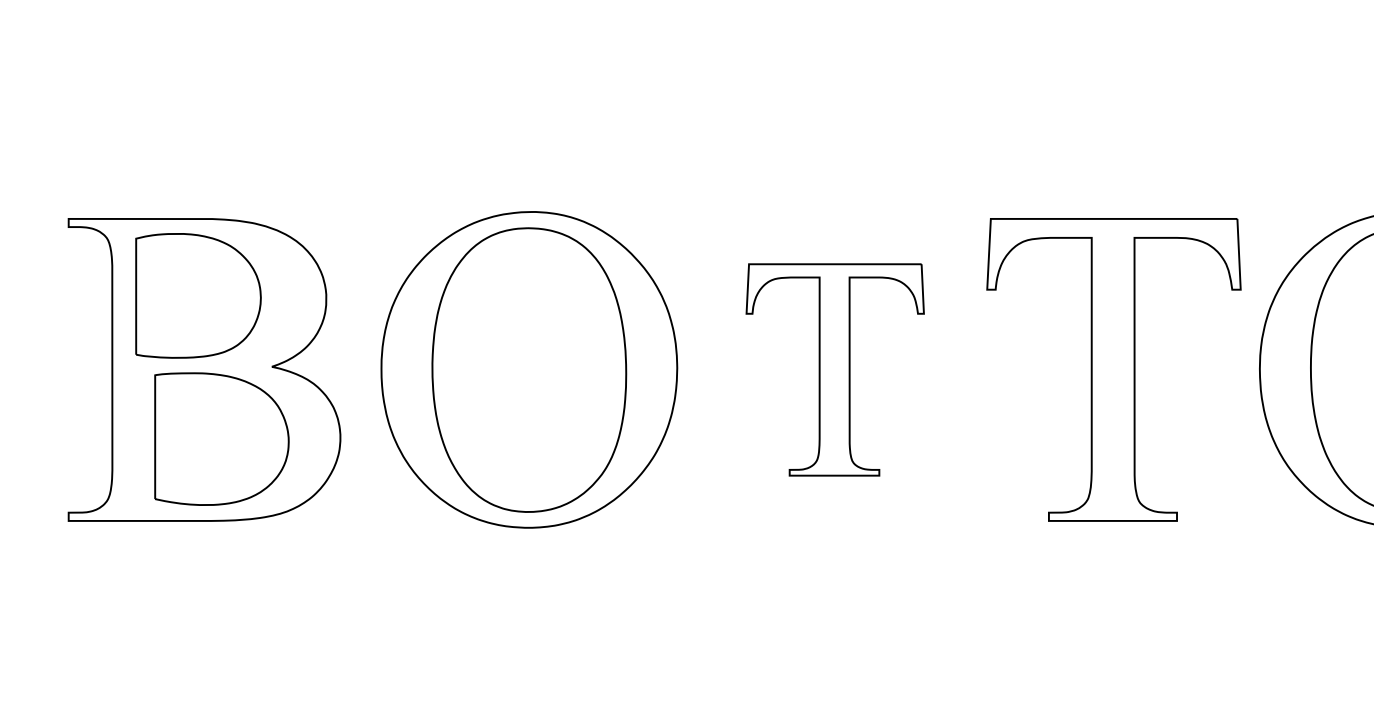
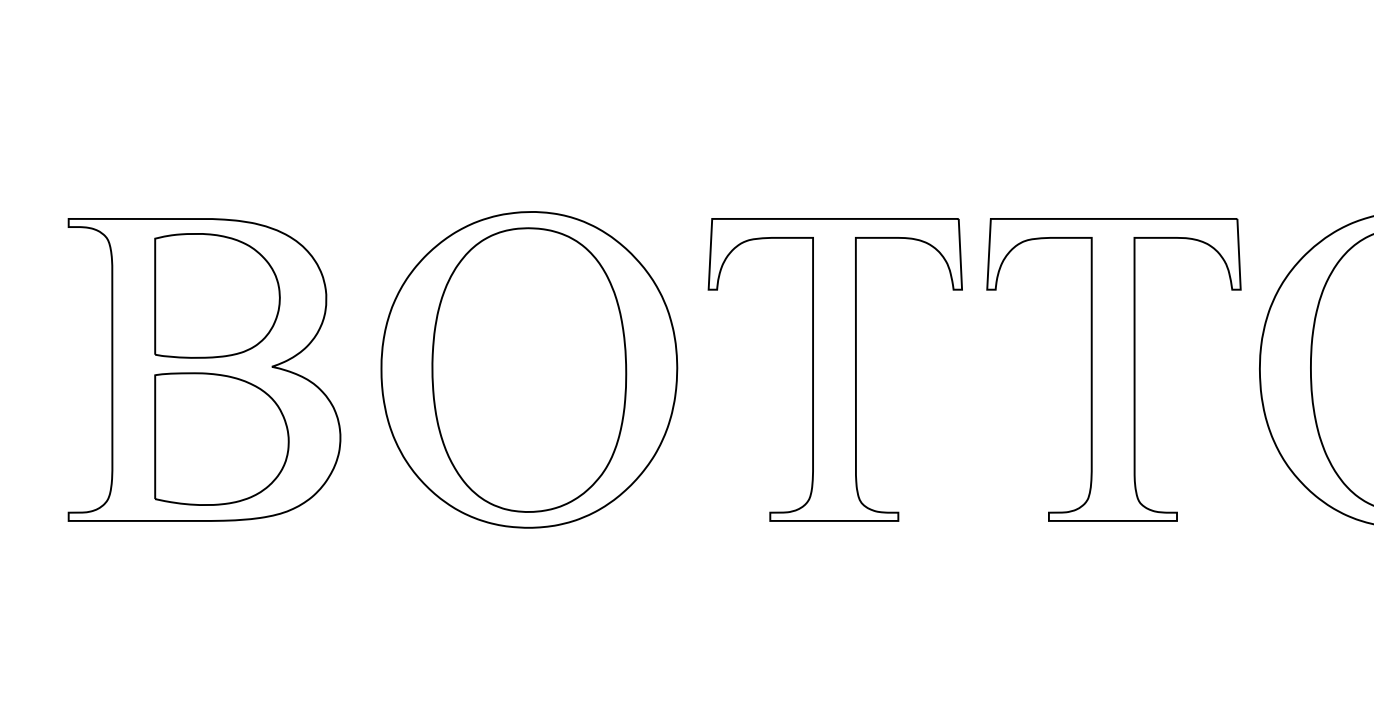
part position: (198, 295) -> (217, 295) (217, 295)
part size: 180x214 px -> 256x304 px (834, 369)
